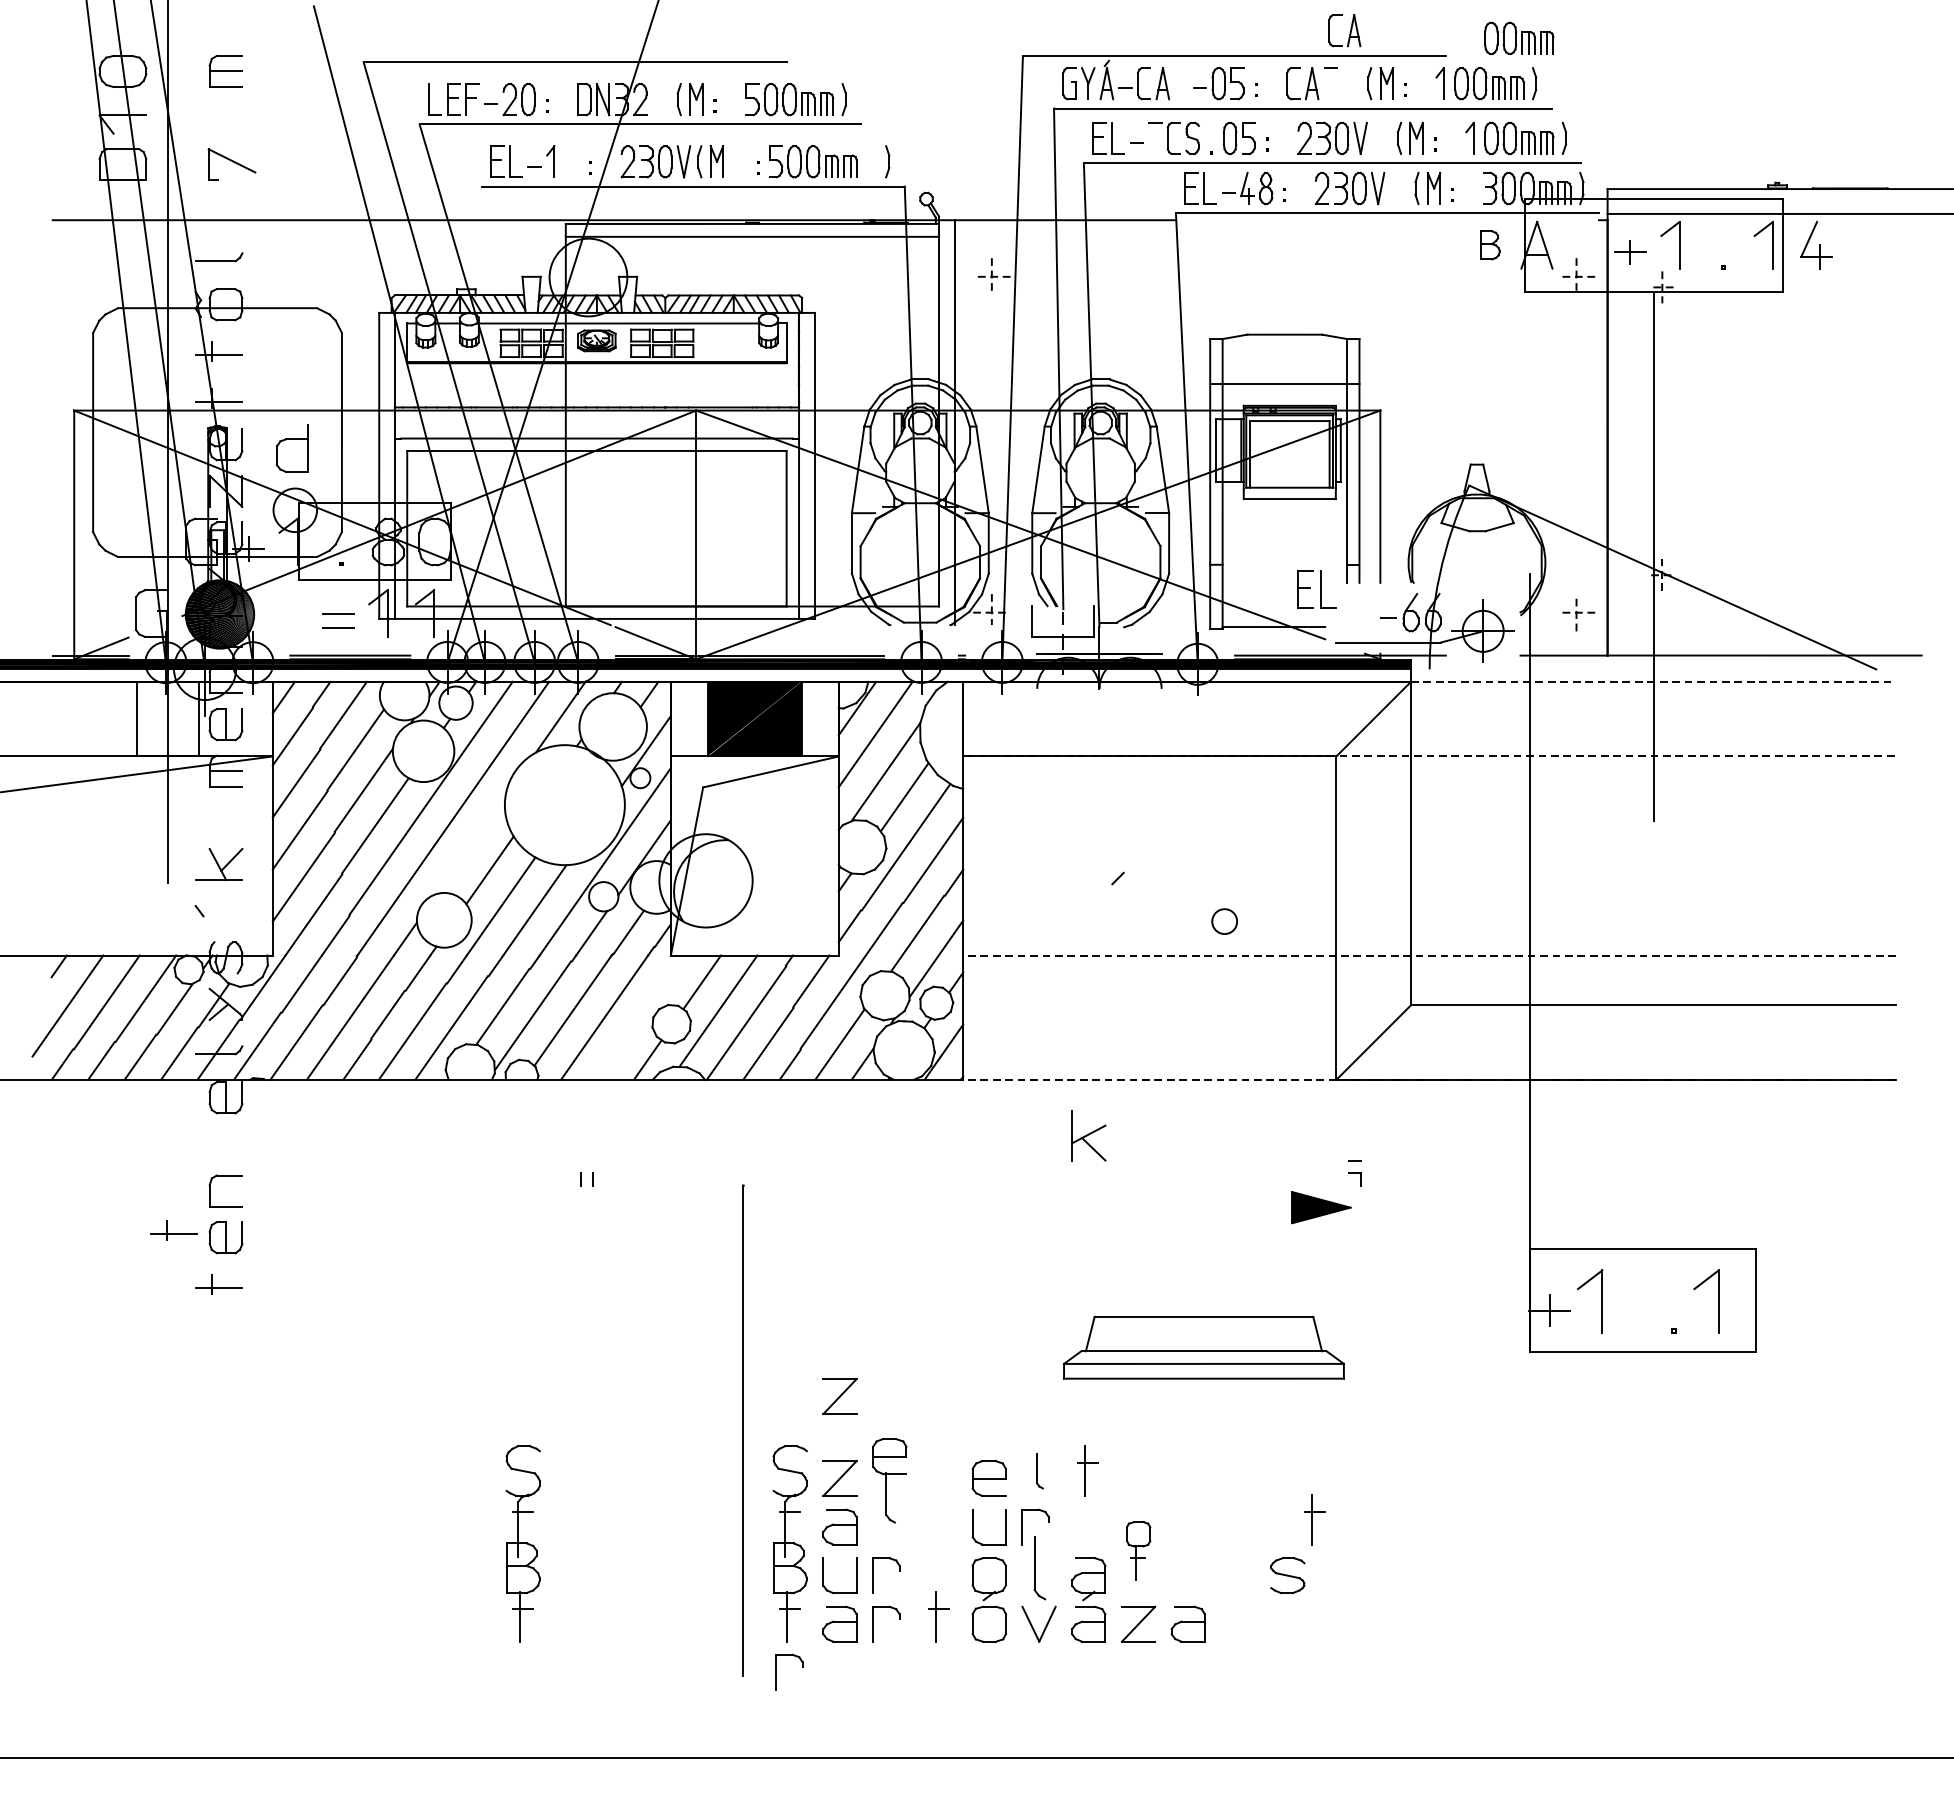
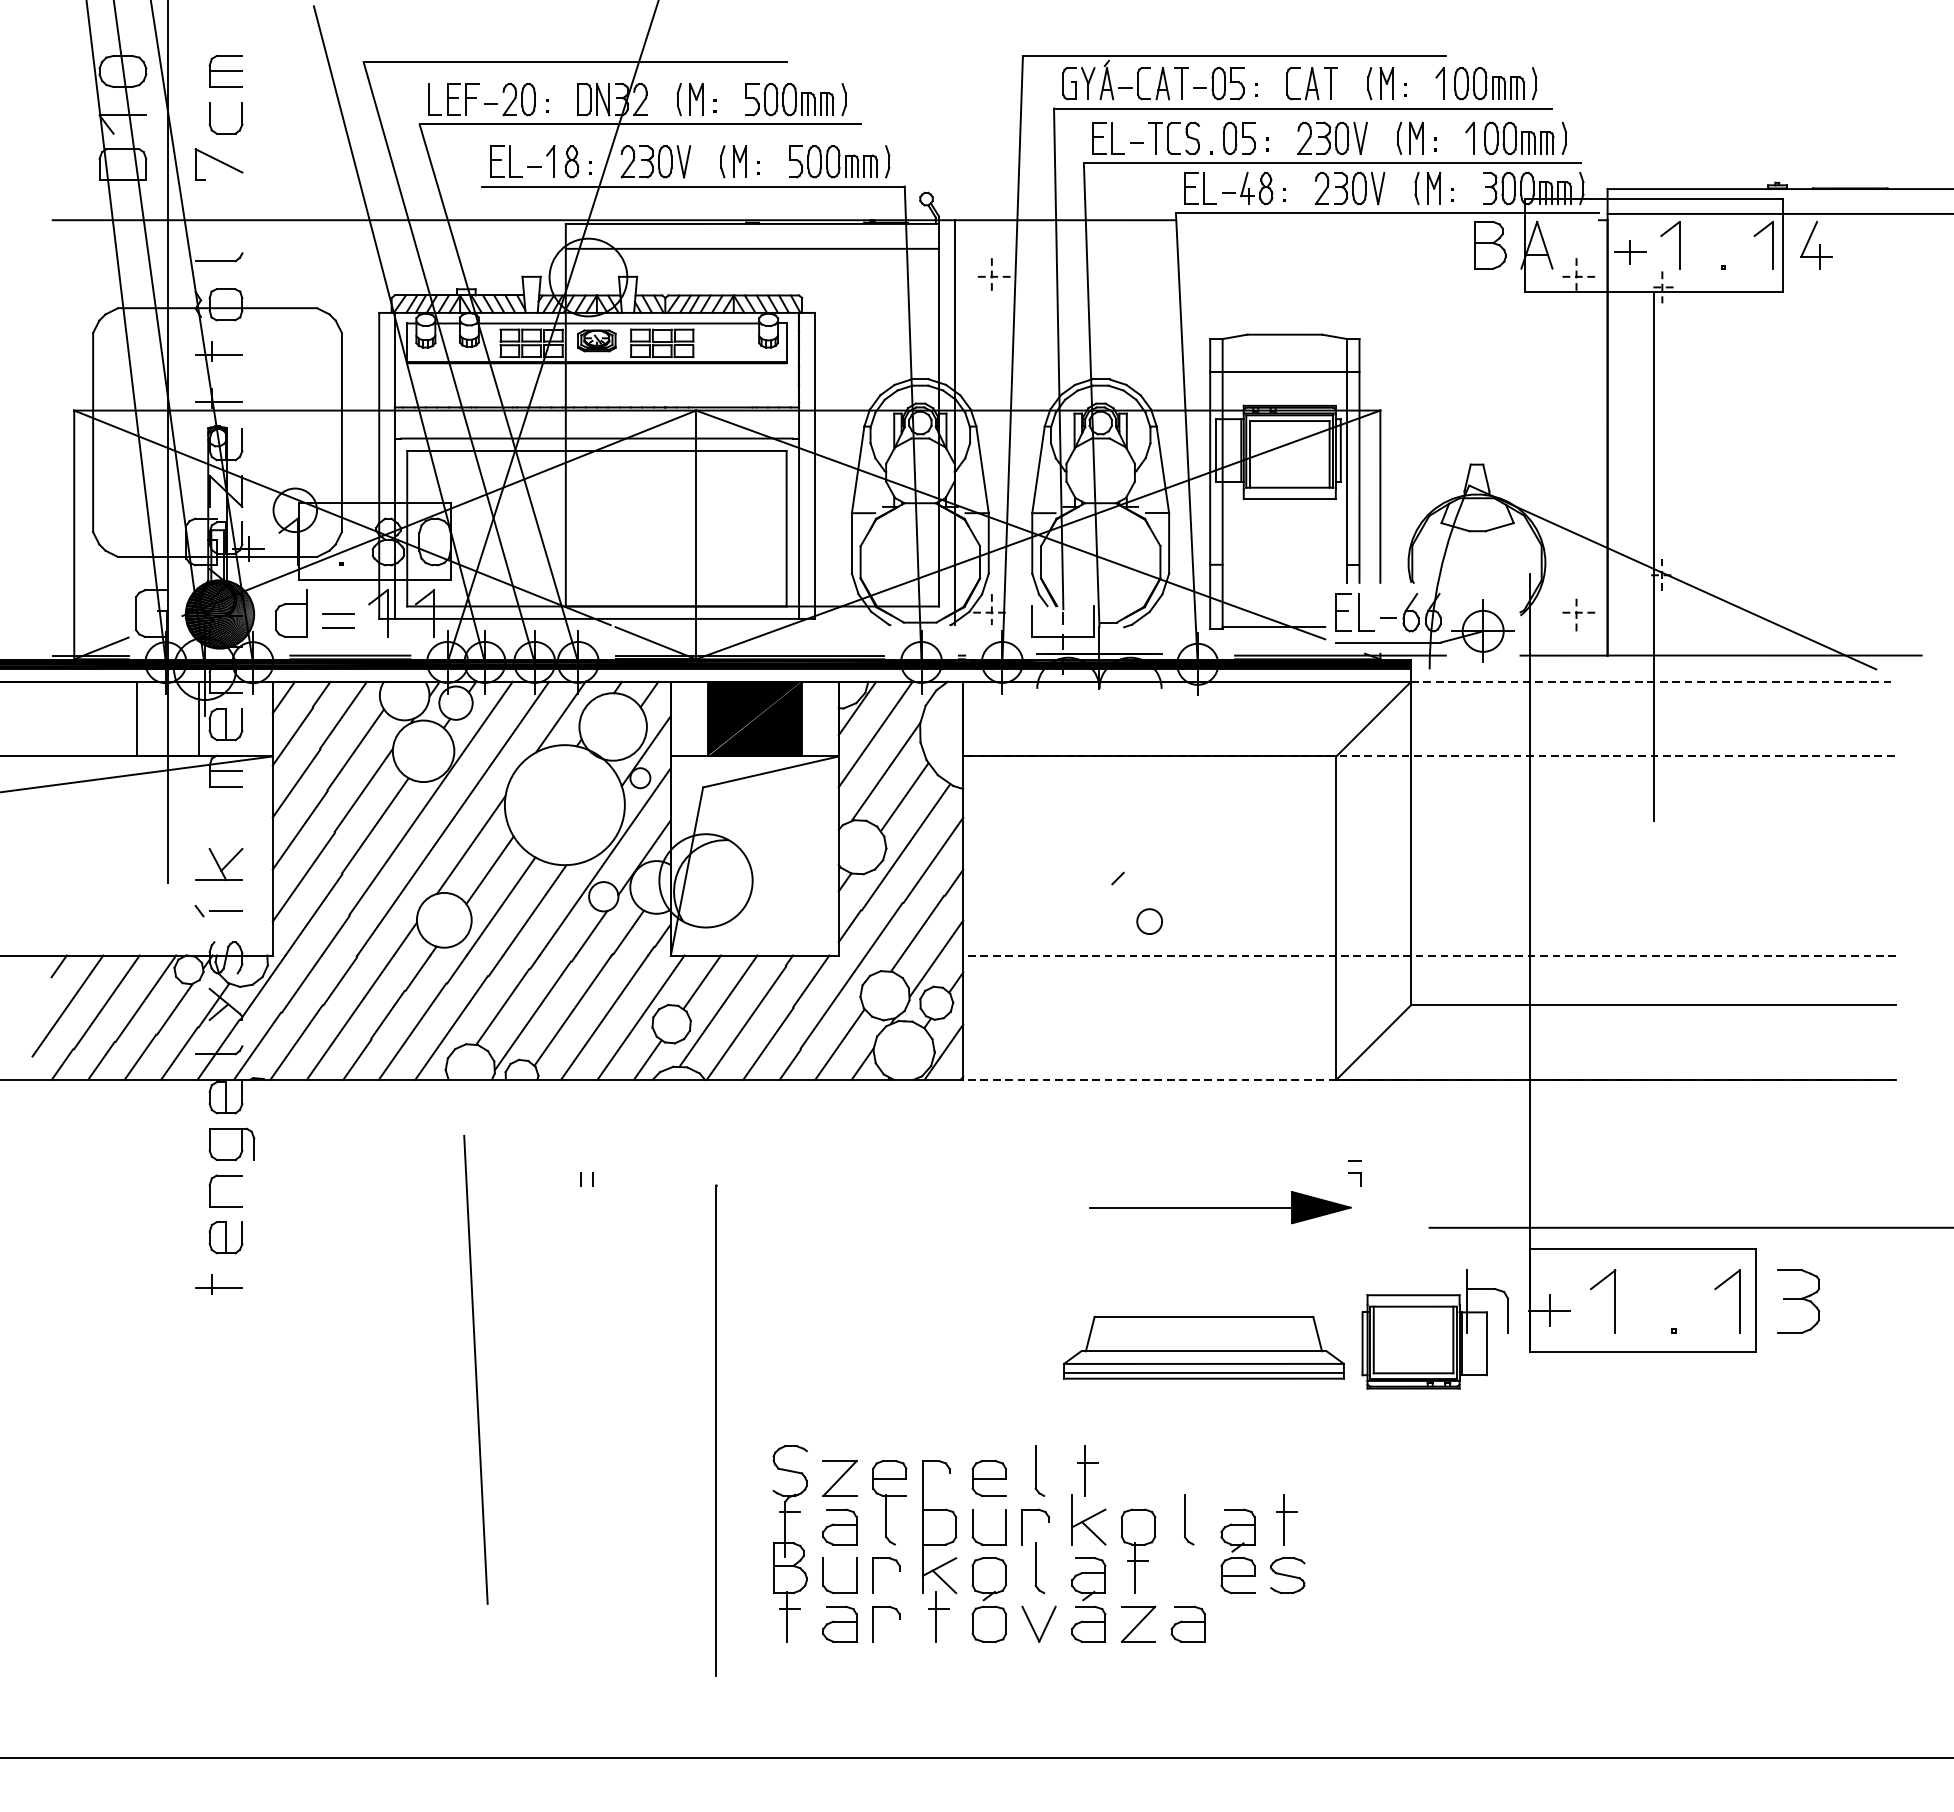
part: present -> none (1344, 30)
part: present -> none (1519, 37)
part: none -> present (1181, 83)
line: none -> present (1330, 83)
part: none -> present (210, 118)
line: none -> present (1155, 137)
part: none -> present (571, 161)
part position: (710, 161) -> (733, 161) (733, 161)
part position: (813, 161) -> (833, 161) (833, 161)
part position: (231, 164) -> (218, 164) (218, 164)
line position: (751, 236) -> (751, 248) (751, 248)
part size: 21x31 px -> 33x49 px (1490, 245)
line position: (1284, 384) -> (1284, 372) (1284, 372)
part position: (292, 448) -> (291, 613) (291, 613)
part position: (1316, 589) -> (1354, 612) (1354, 612)
line: none -> present (471, 844)
line: none -> present (225, 910)
circle position: (1224, 921) -> (1149, 921) (1149, 921)
line: none -> present (640, 1017)
part position: (1088, 1135) -> (1088, 1519) (1088, 1519)
part: none -> present (231, 1143)
line: none -> present (1191, 1207)
line: none -> present (1689, 1227)
part: present -> none (173, 1230)
part position: (1601, 1301) -> (1614, 1301) (1614, 1301)
part position: (1718, 1301) -> (1739, 1301) (1739, 1301)
part: none -> present (1798, 1301)
part: none -> present (1435, 1329)
line: none -> present (475, 1369)
line: none -> present (1203, 1372)
part: present -> none (839, 1396)
line position: (743, 1430) -> (716, 1430) (716, 1430)
part size: 8x37 px -> 12x52 px (1039, 1470)
part position: (889, 1480) -> (889, 1502) (889, 1502)
part: none -> present (1189, 1519)
part position: (1314, 1519) -> (1286, 1519) (1286, 1519)
part: none -> present (939, 1527)
part: present -> none (522, 1543)
part size: 26x60 px -> 36x86 px (1138, 1550)
part: none -> present (1237, 1551)
part size: 14x65 px -> 12x53 px (1039, 1568)
part: present -> none (776, 1671)
